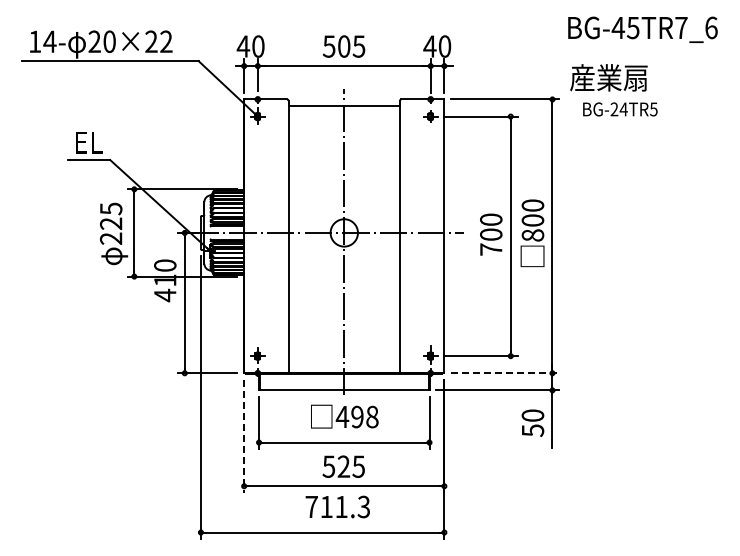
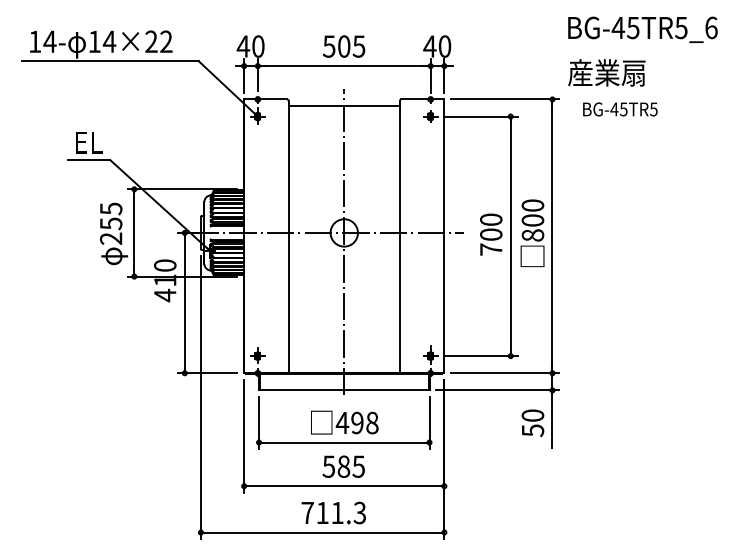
text: BG-45TR7_6 -> BG-45TR5_6 (681, 28)
text: 20×22 -> 14×22 (102, 41)
text position: (608, 77) -> (606, 72) (606, 72)
text: BG-24TR5 -> BG-45TR5 (618, 109)
text: 225 -> 255 (110, 223)
line: dashed -> solid (505, 373)
text position: (344, 416) -> (344, 422) (344, 422)
line: dashed -> solid (244, 437)
text: 525 -> 585 (343, 466)
text position: (337, 506) -> (333, 512) (333, 512)
